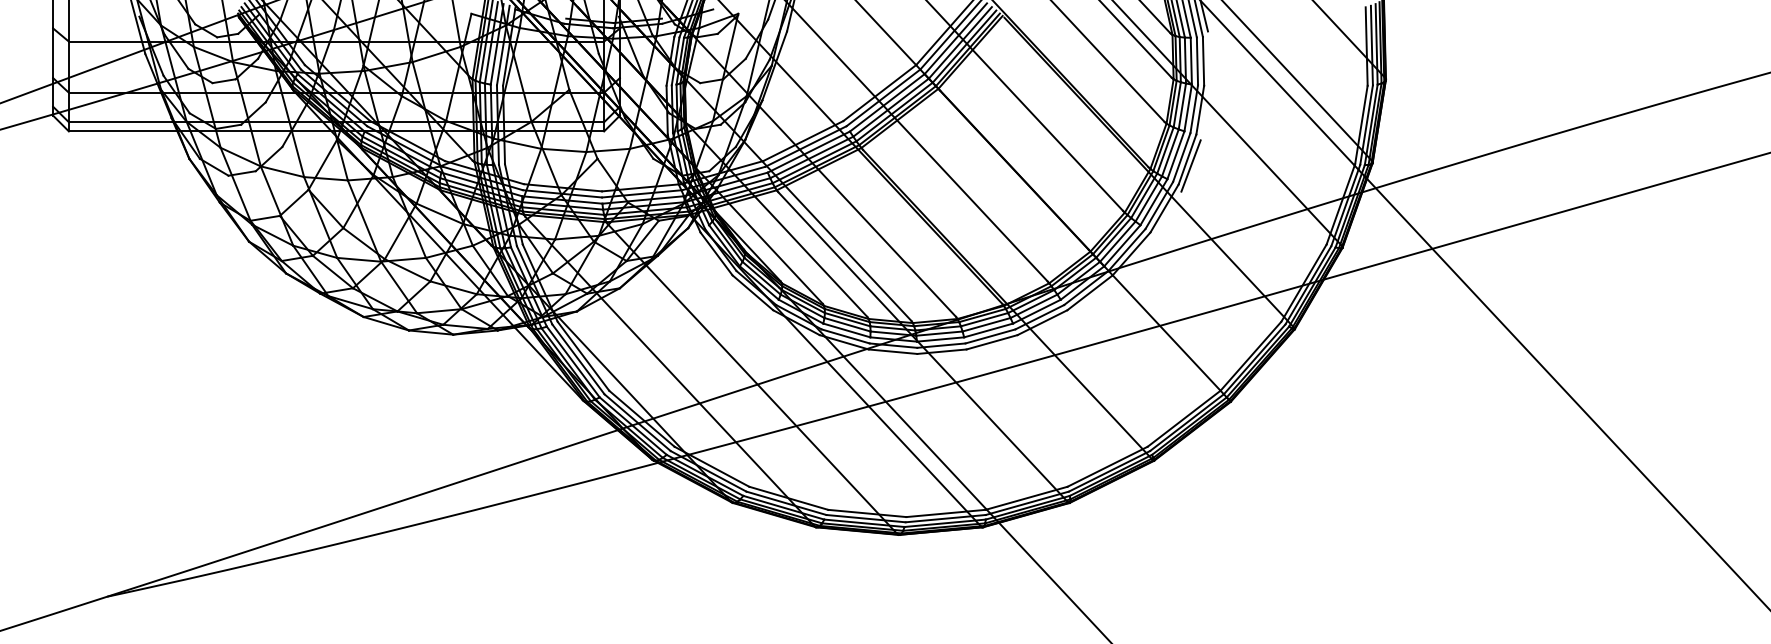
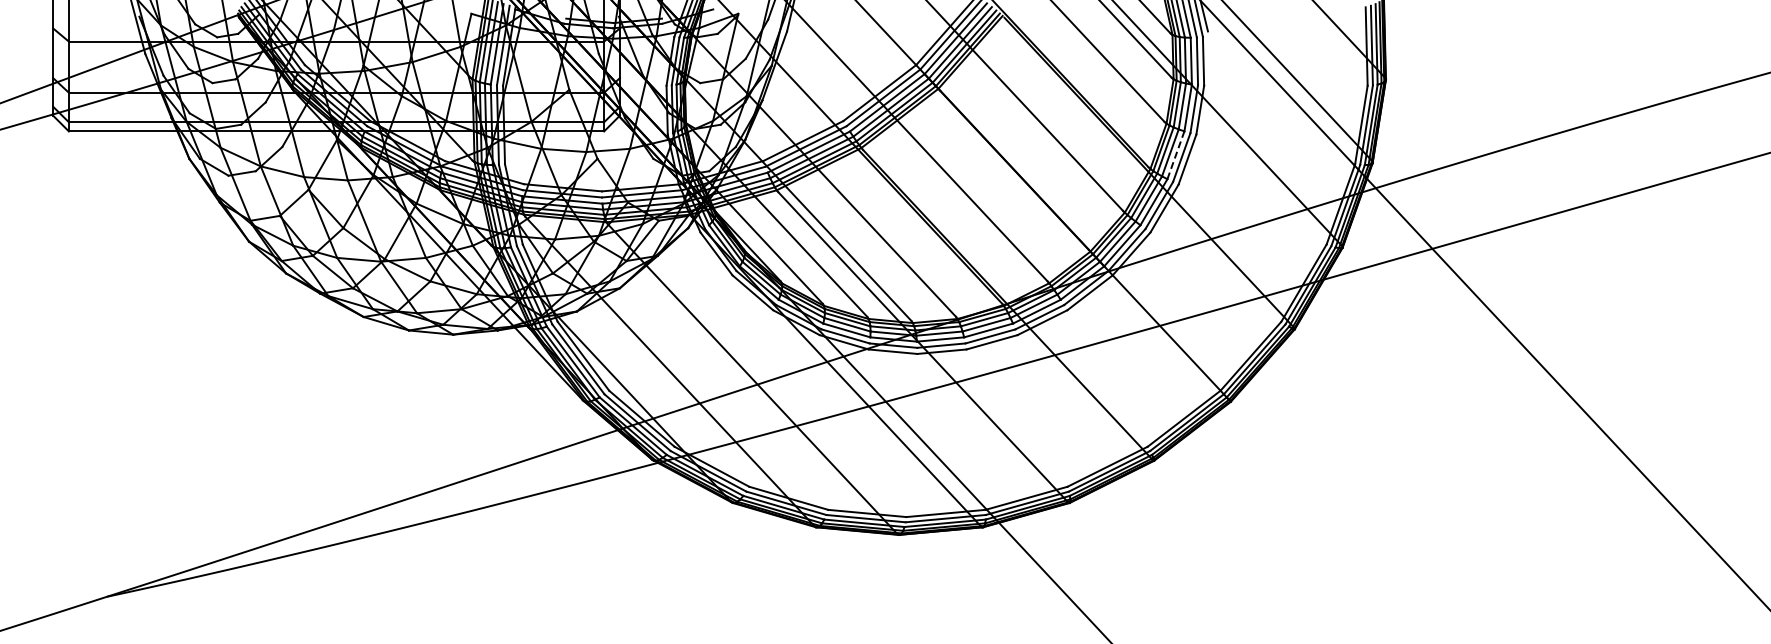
line: solid -> dashed (1176, 154)
line: present -> none (1190, 165)
